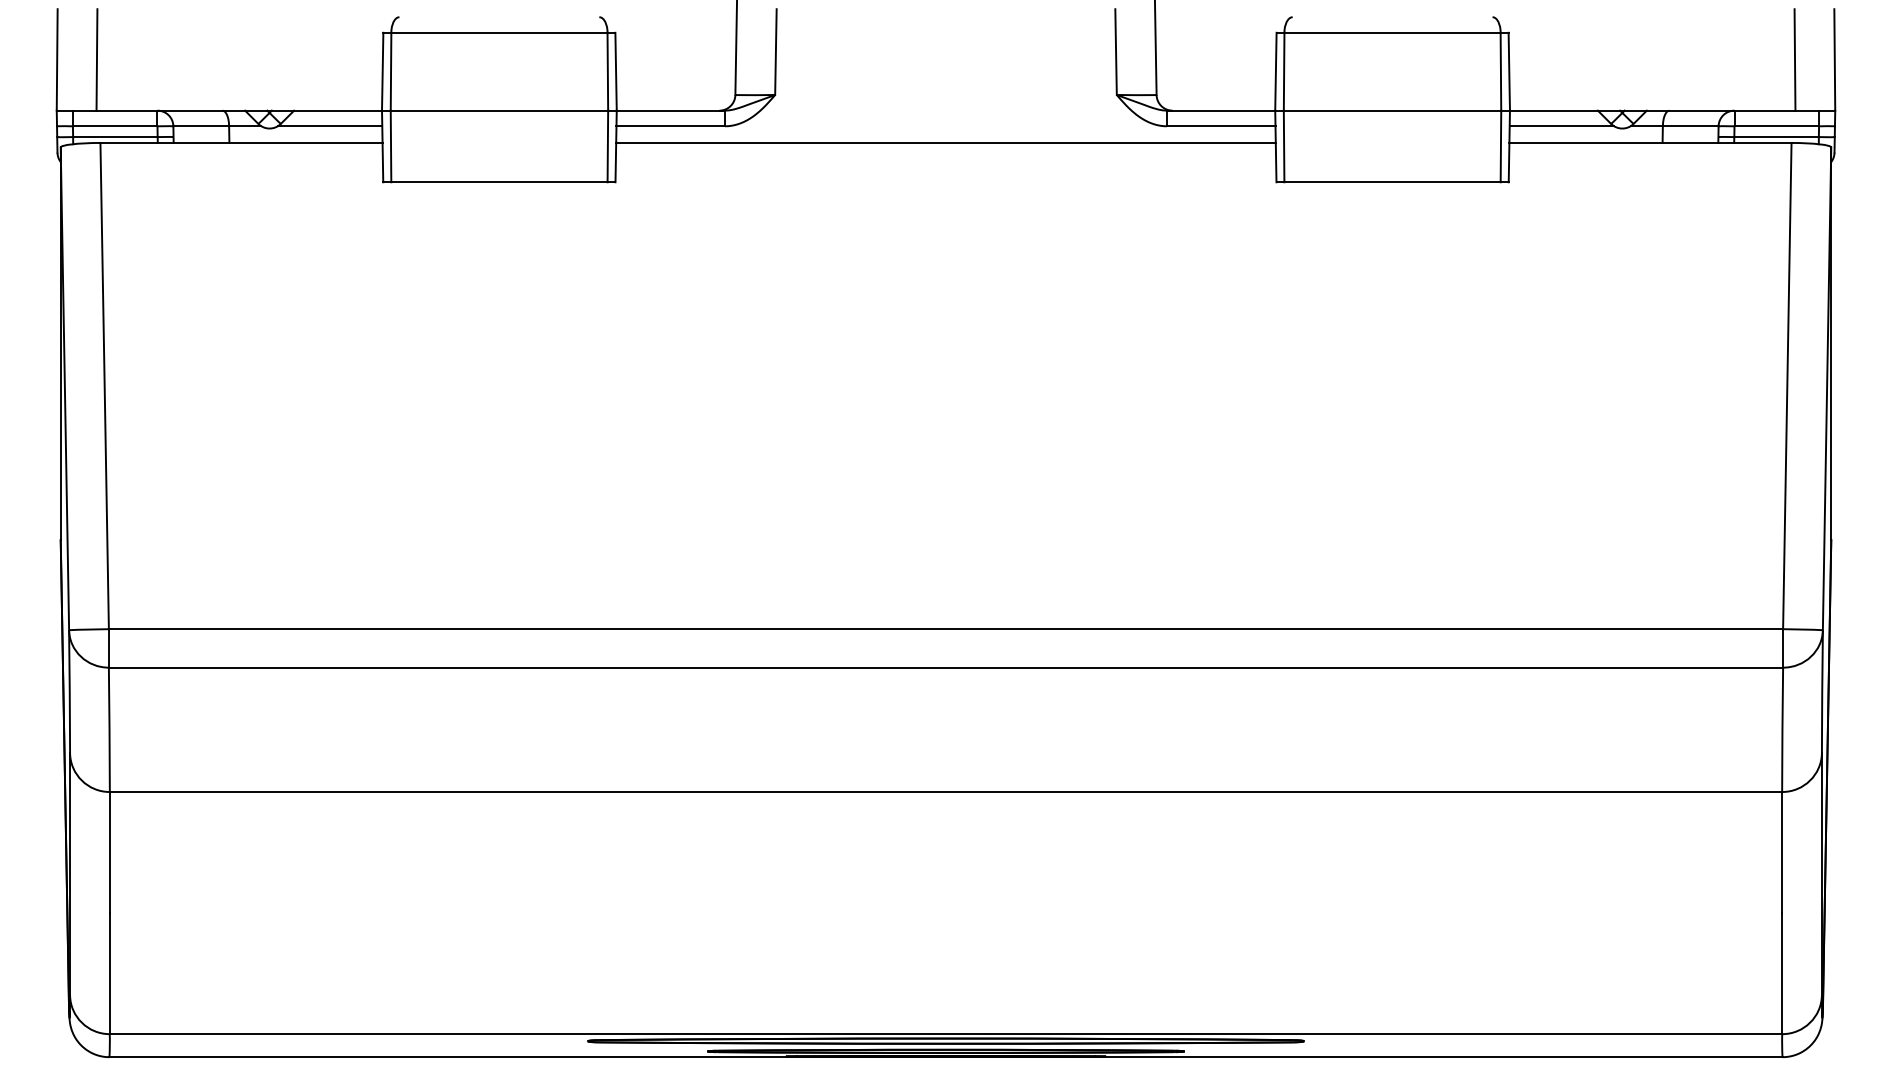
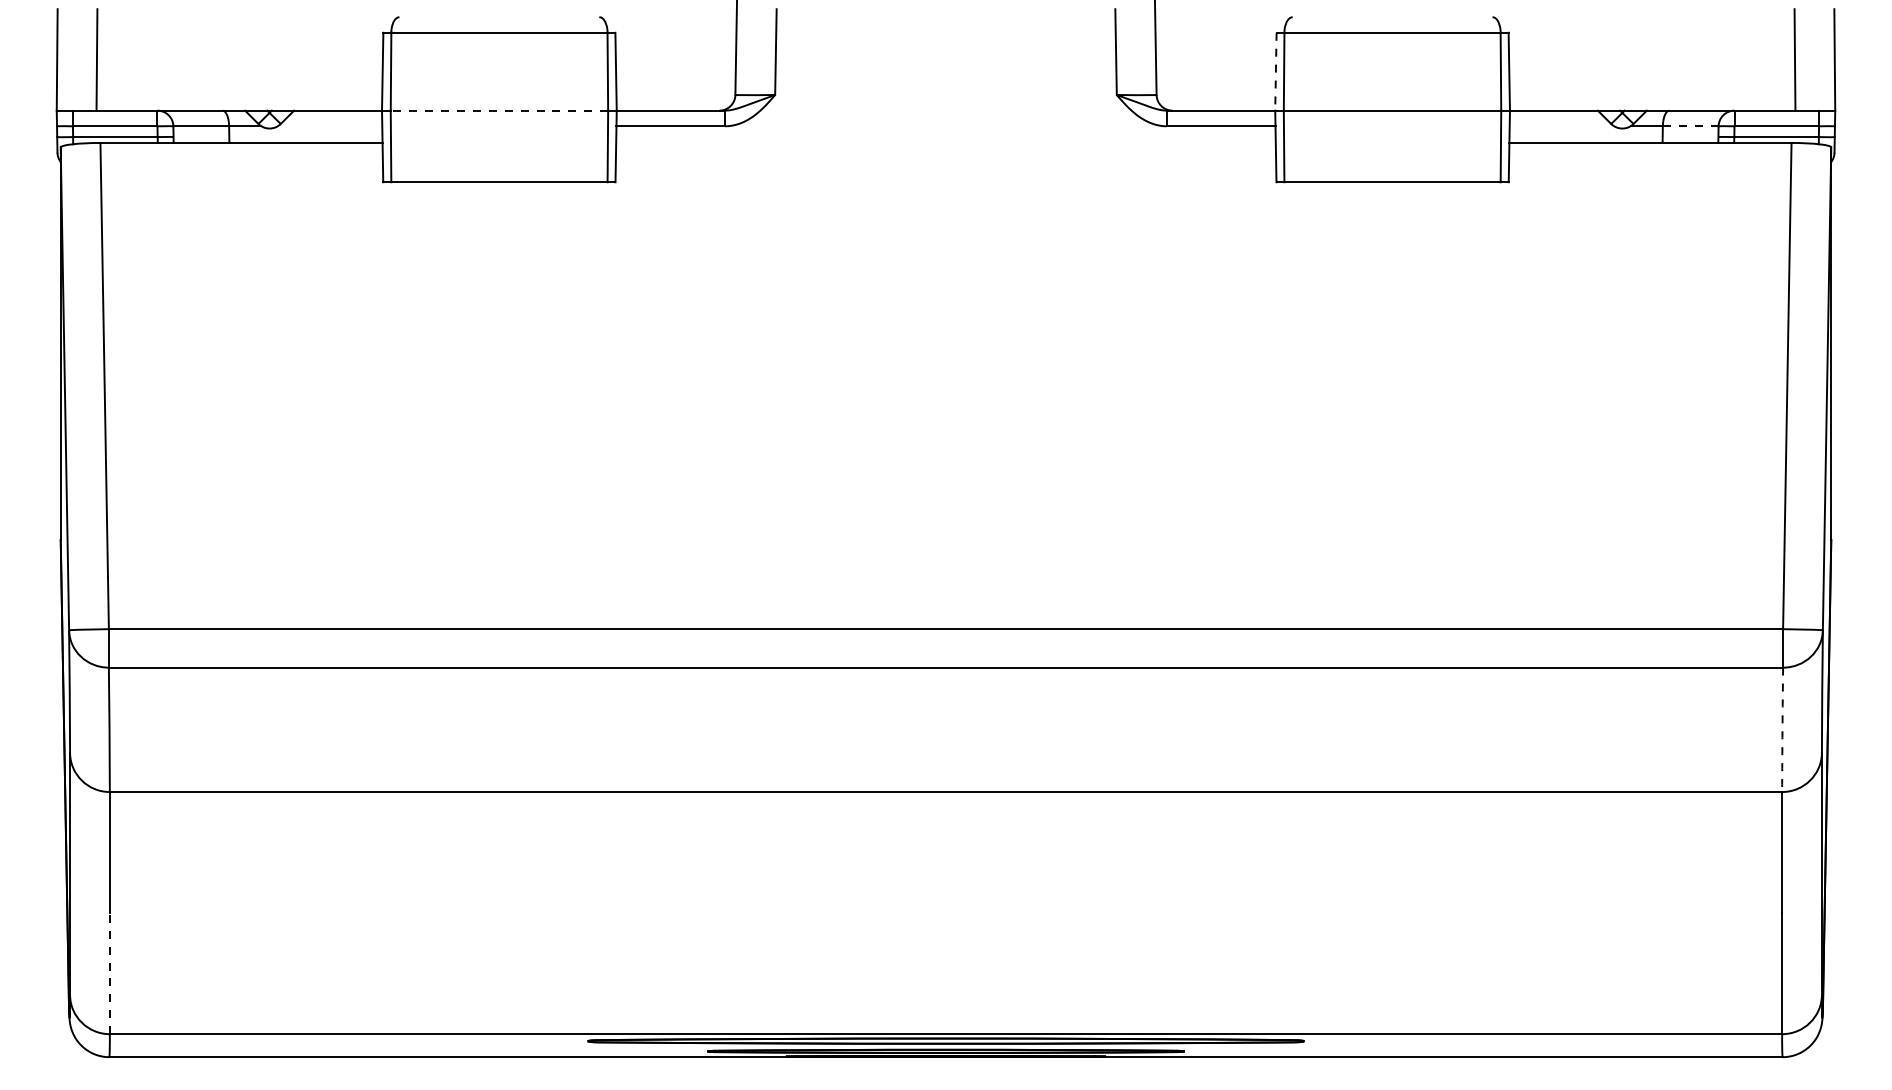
line: solid -> dashed (1275, 71)
line: solid -> dashed (499, 110)
line: present -> none (329, 126)
line: present -> none (1561, 126)
line: solid -> dashed (1690, 126)
line: present -> none (945, 142)
arc: solid -> dashed (1782, 729)
line: solid -> dashed (109, 973)
